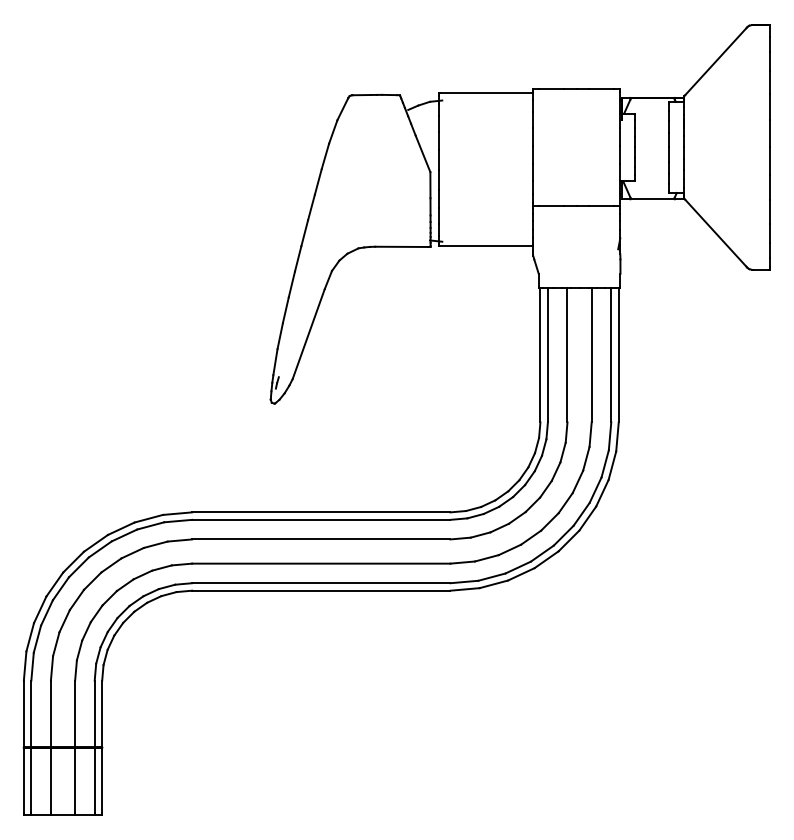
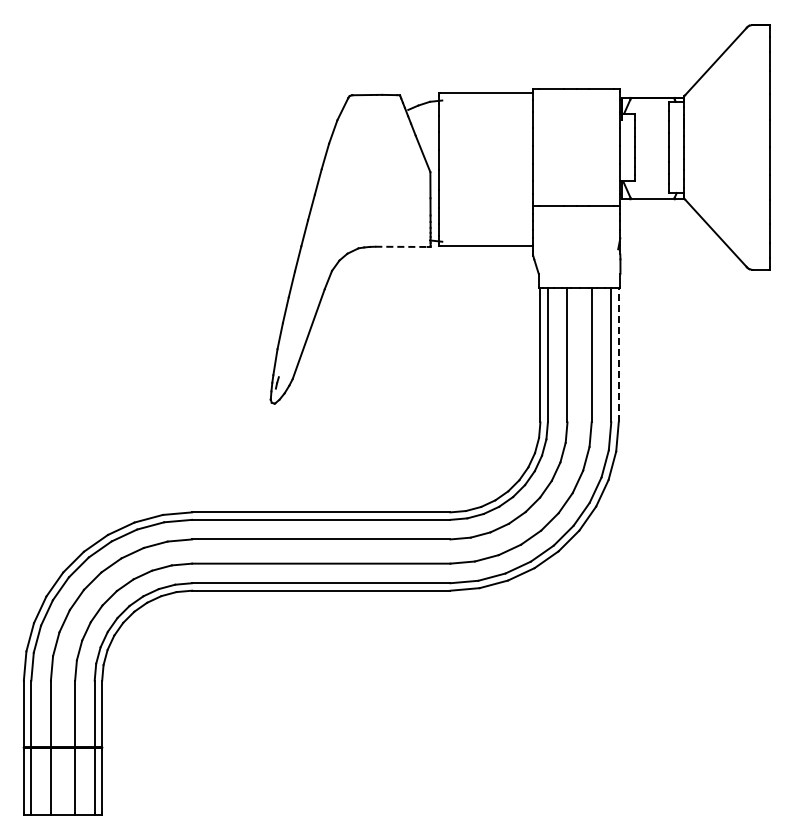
line: solid -> dashed (402, 246)
line: solid -> dashed (618, 354)
